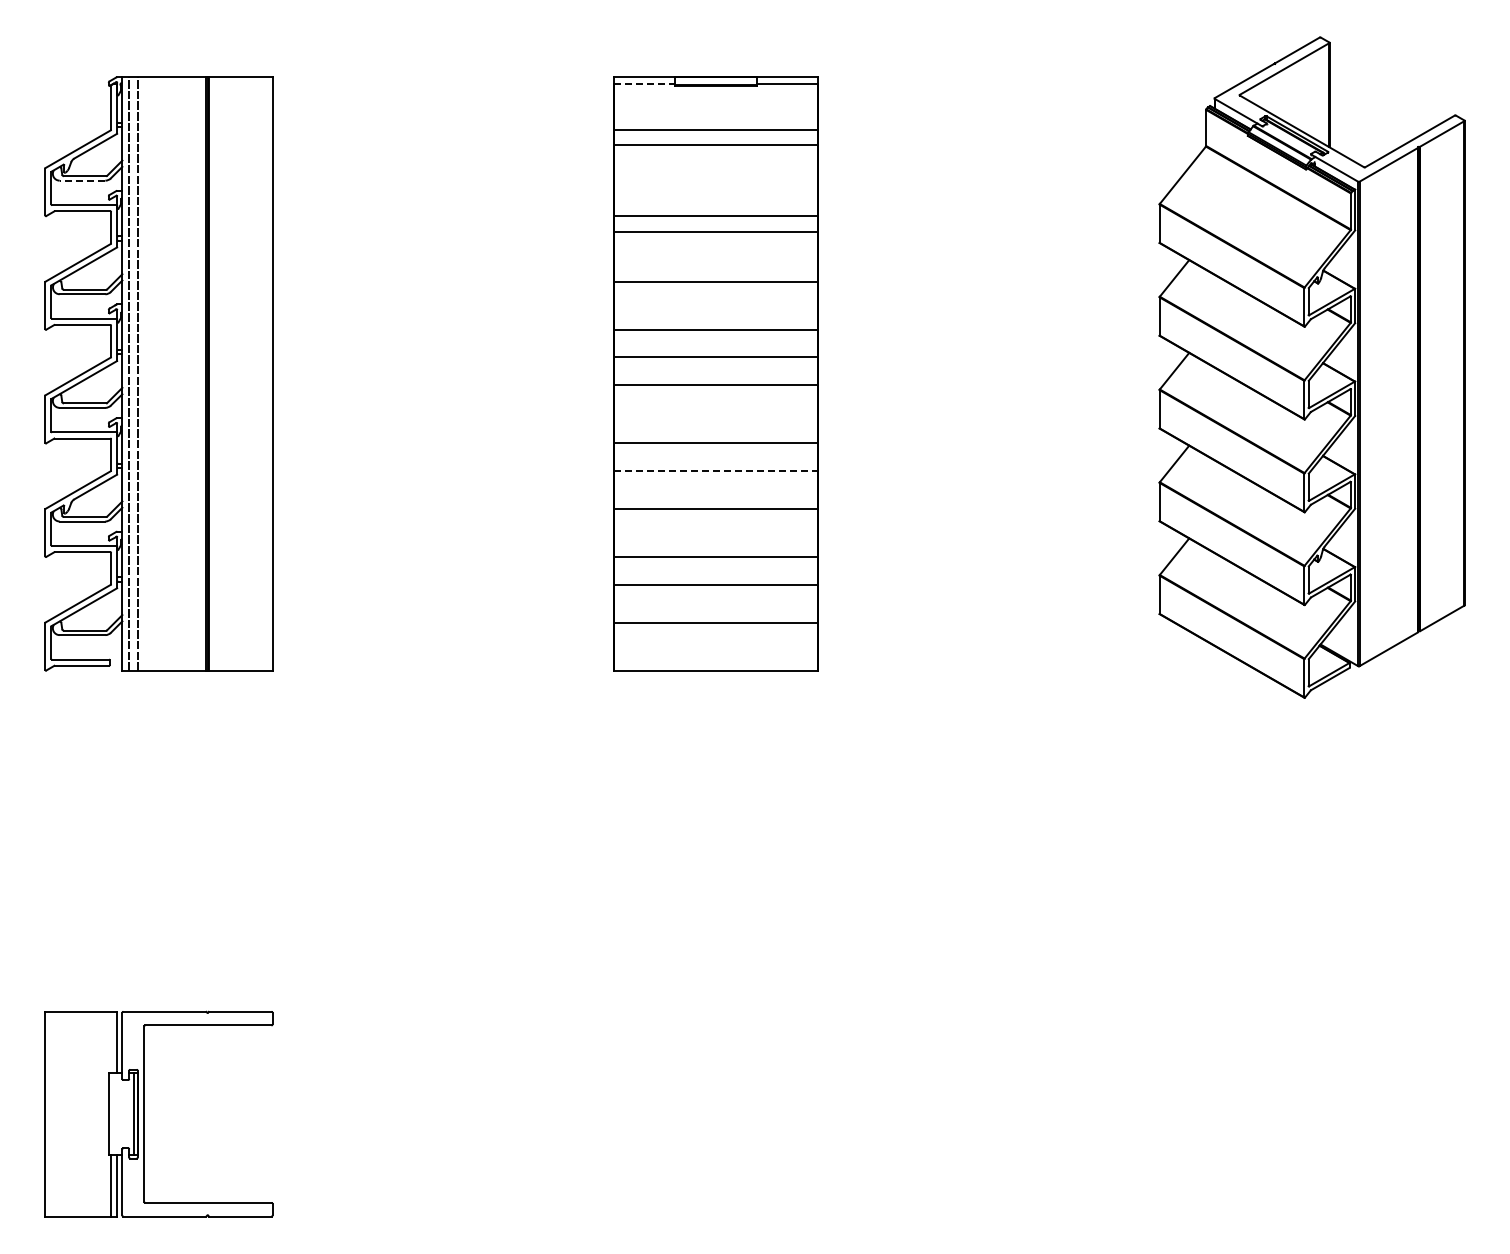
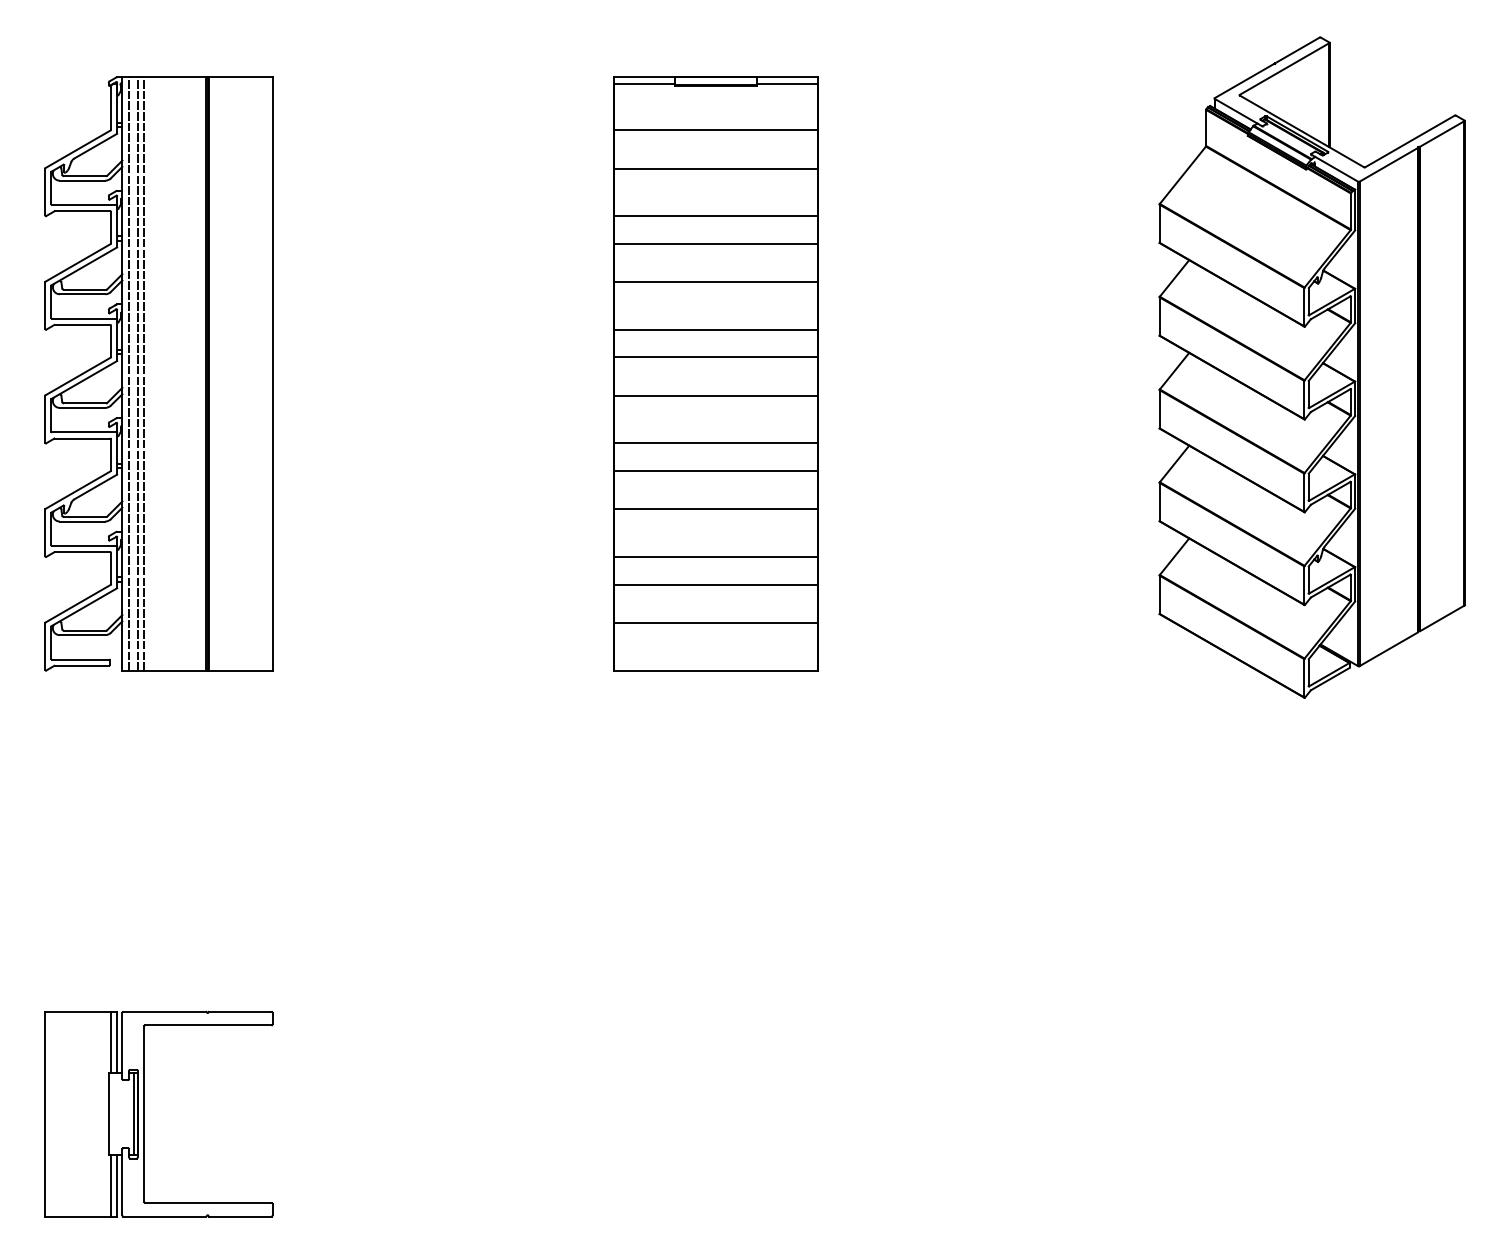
line: dashed -> solid (644, 83)
line position: (715, 144) -> (715, 168) (715, 168)
line: dashed -> solid (82, 180)
line position: (715, 231) -> (715, 243) (715, 243)
line: none -> present (144, 373)
line position: (715, 384) -> (715, 395) (715, 395)
line: dashed -> solid (716, 470)
line: none -> present (111, 1042)
